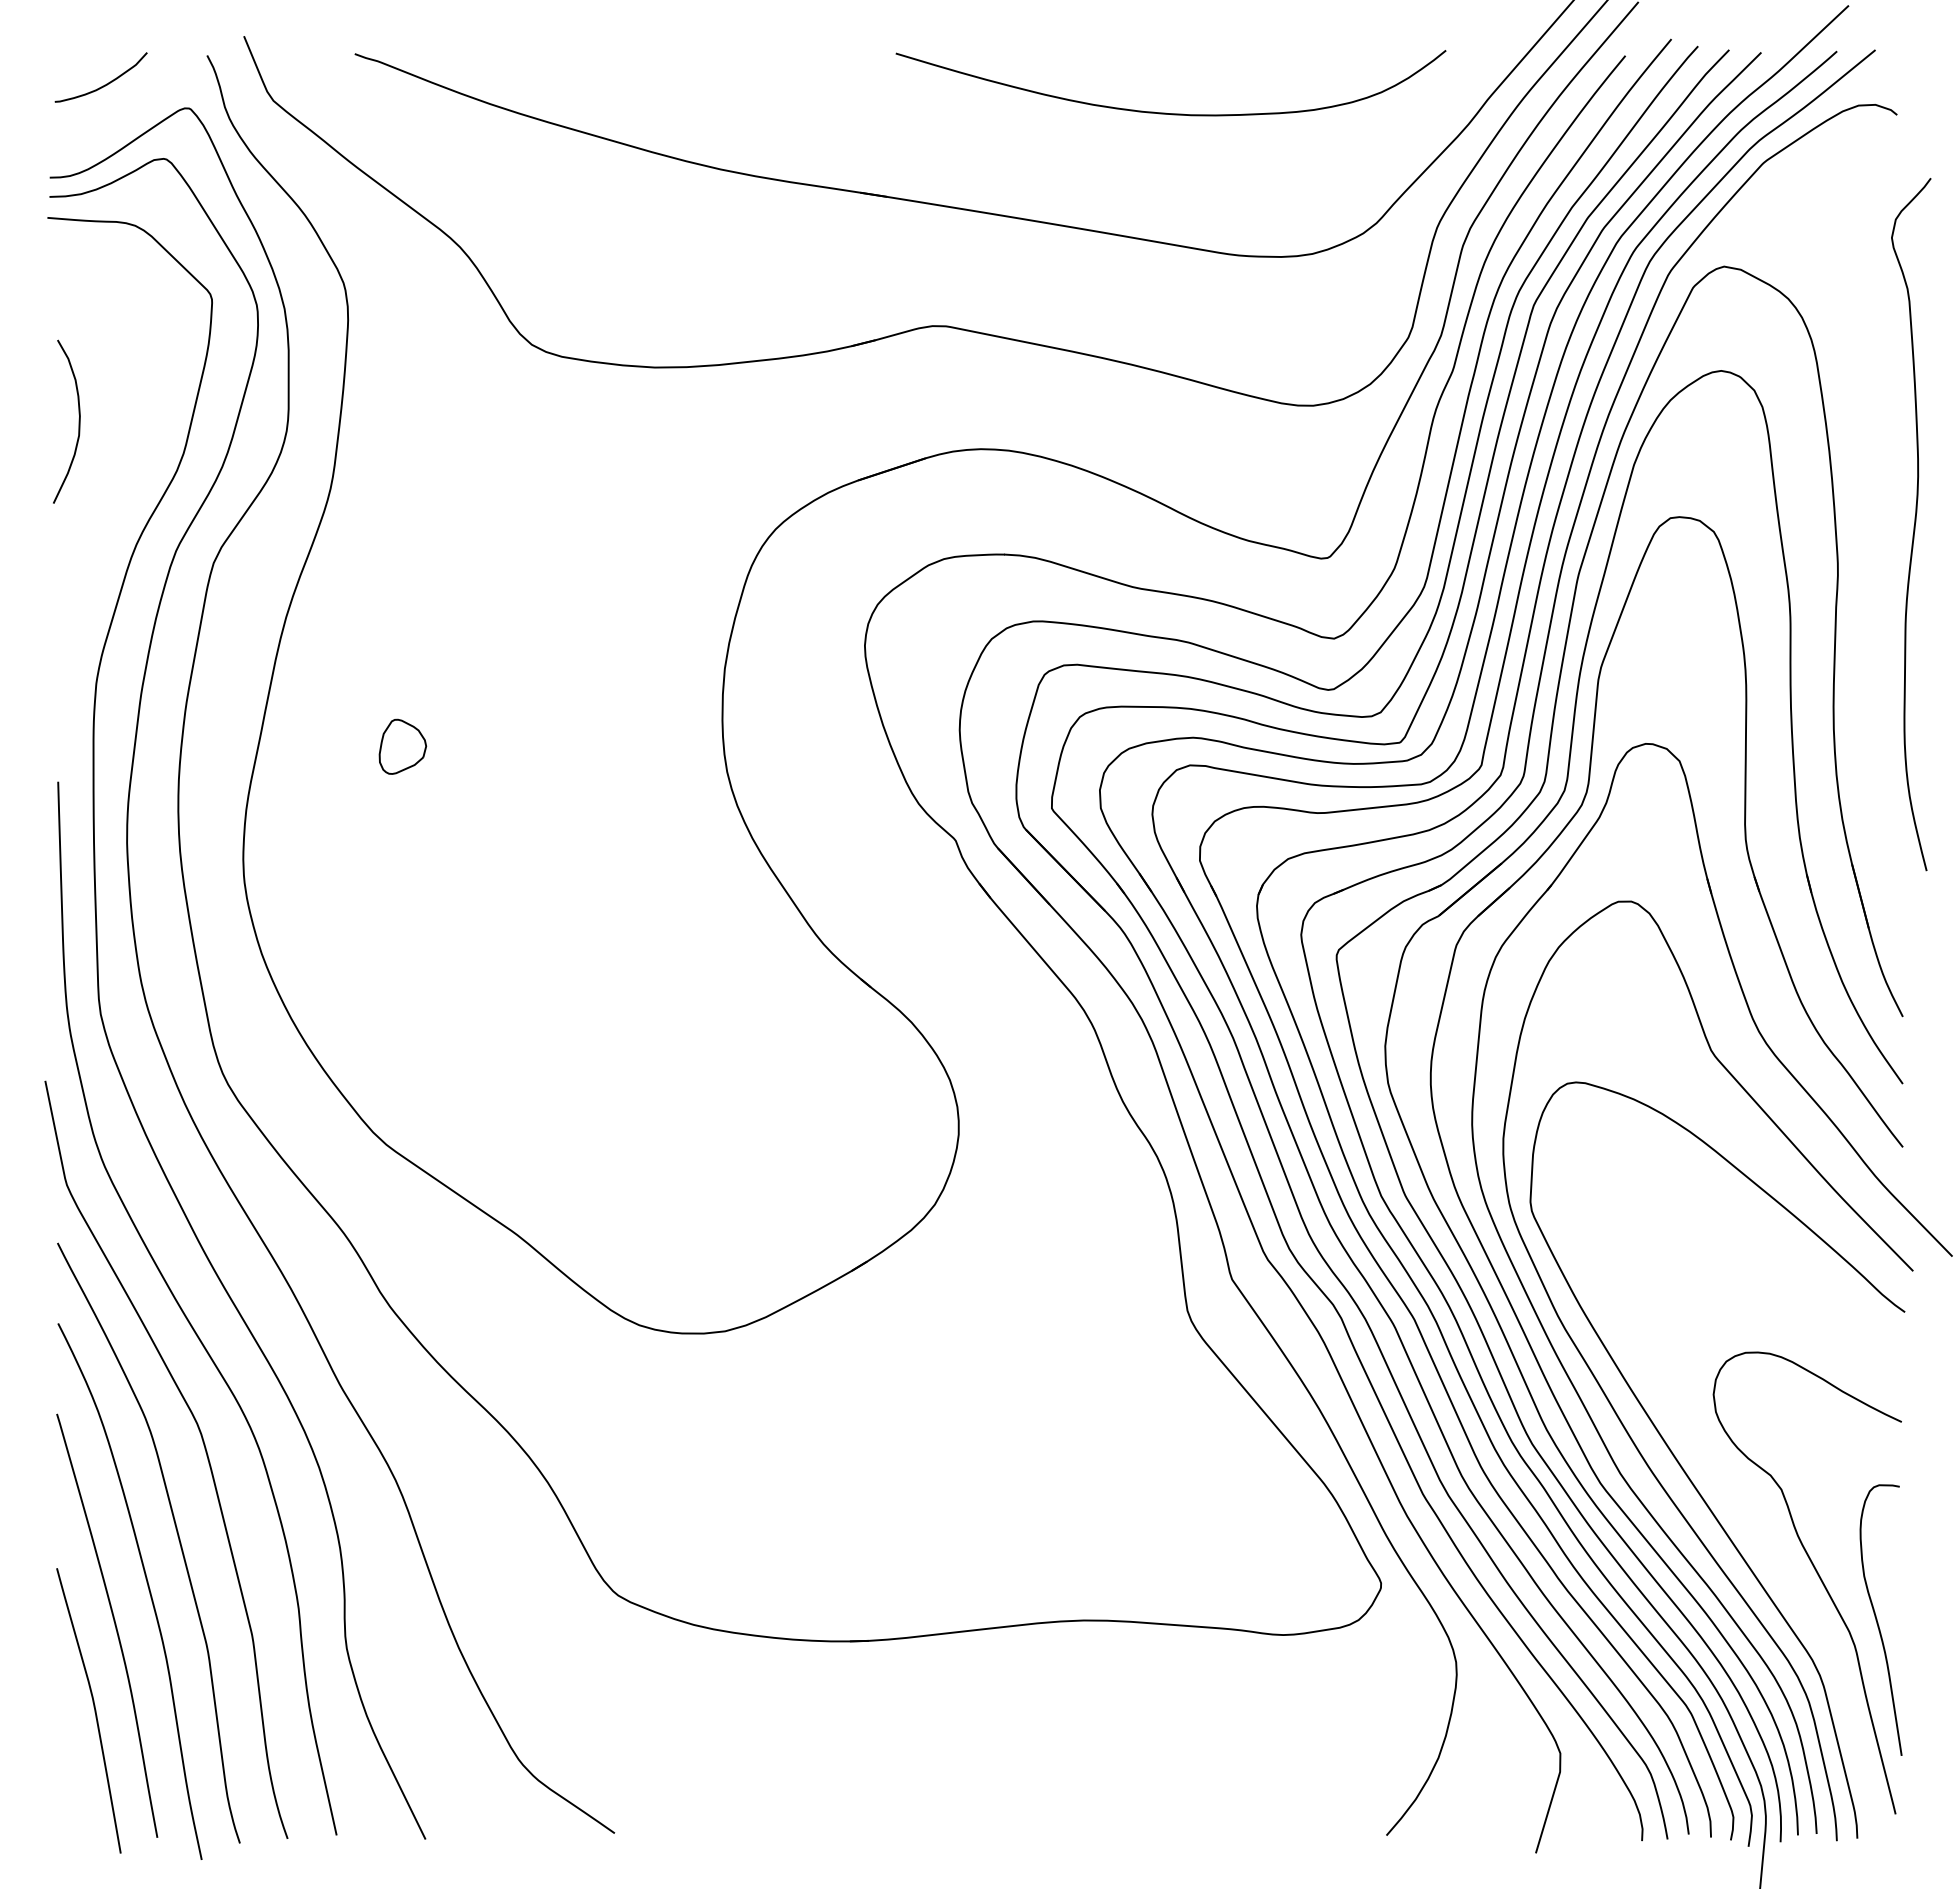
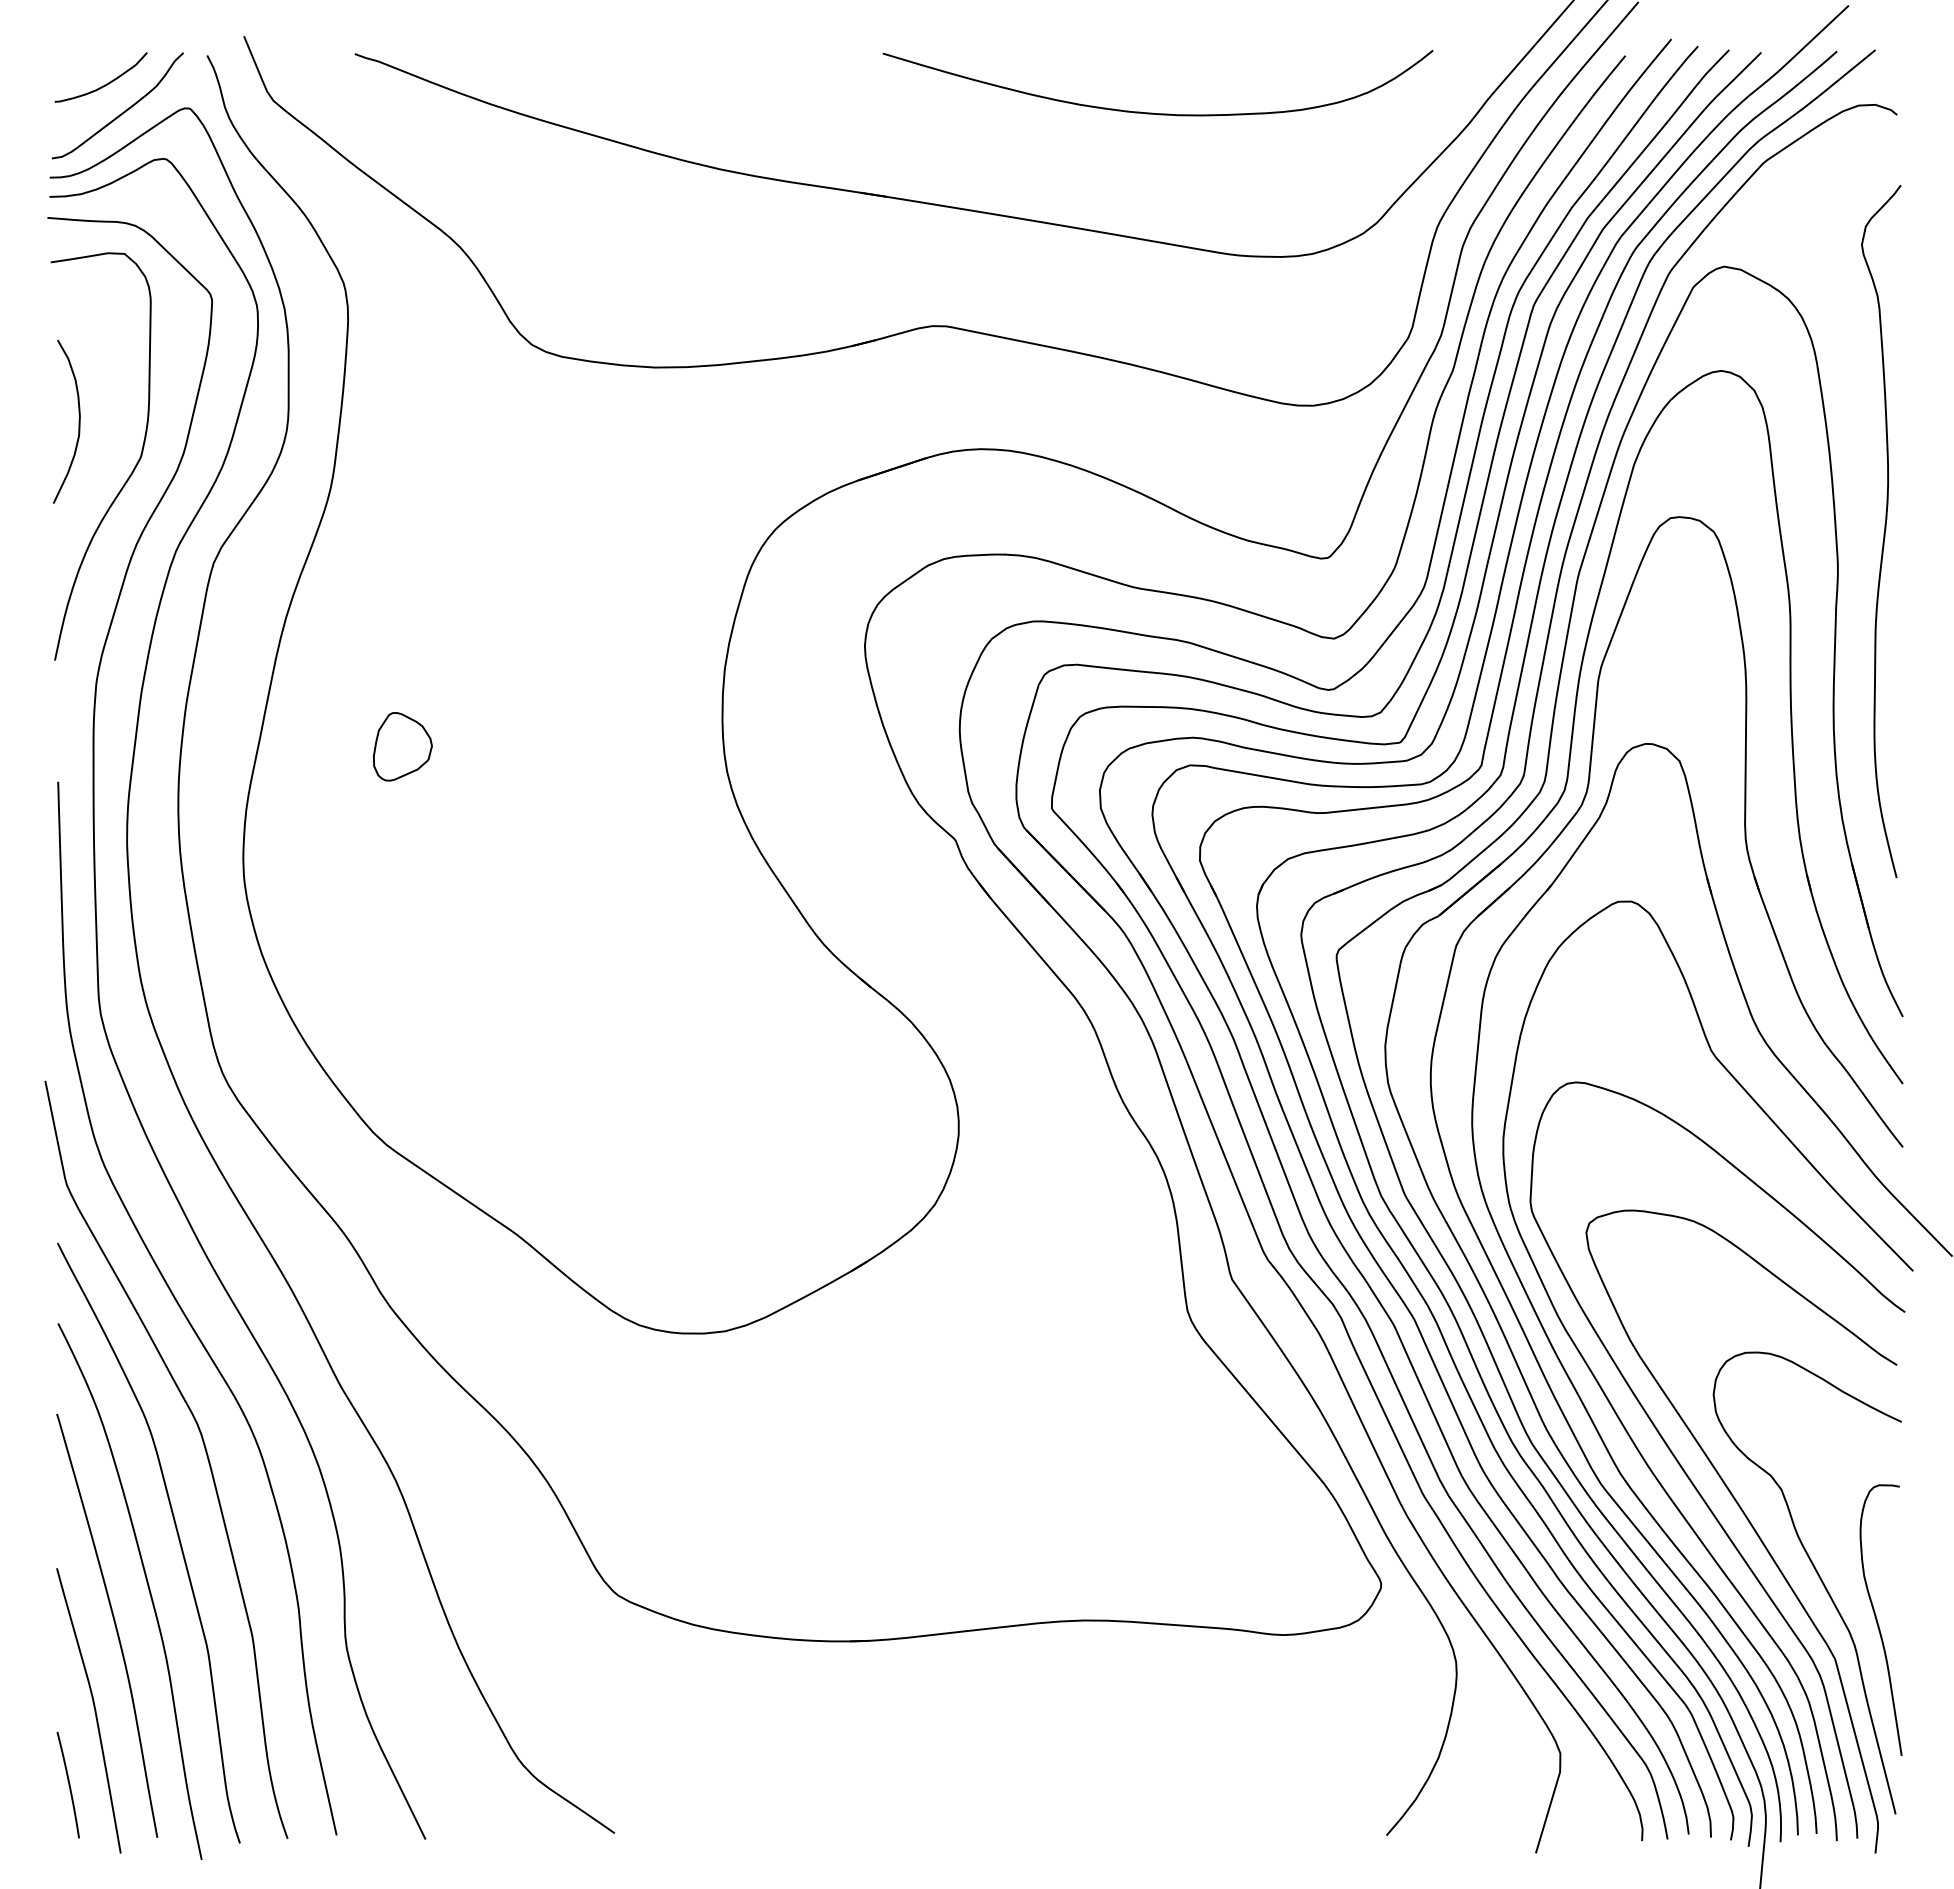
curve: none -> present (123, 111)
curve position: (1165, 112) -> (1152, 112) (1152, 112)
curve: none -> present (130, 473)
curve position: (1913, 526) -> (1883, 533) (1883, 533)
part size: 50x57 px -> 60x70 px (402, 746)
curve: none -> present (1750, 1525)
curve: none -> present (68, 1785)
